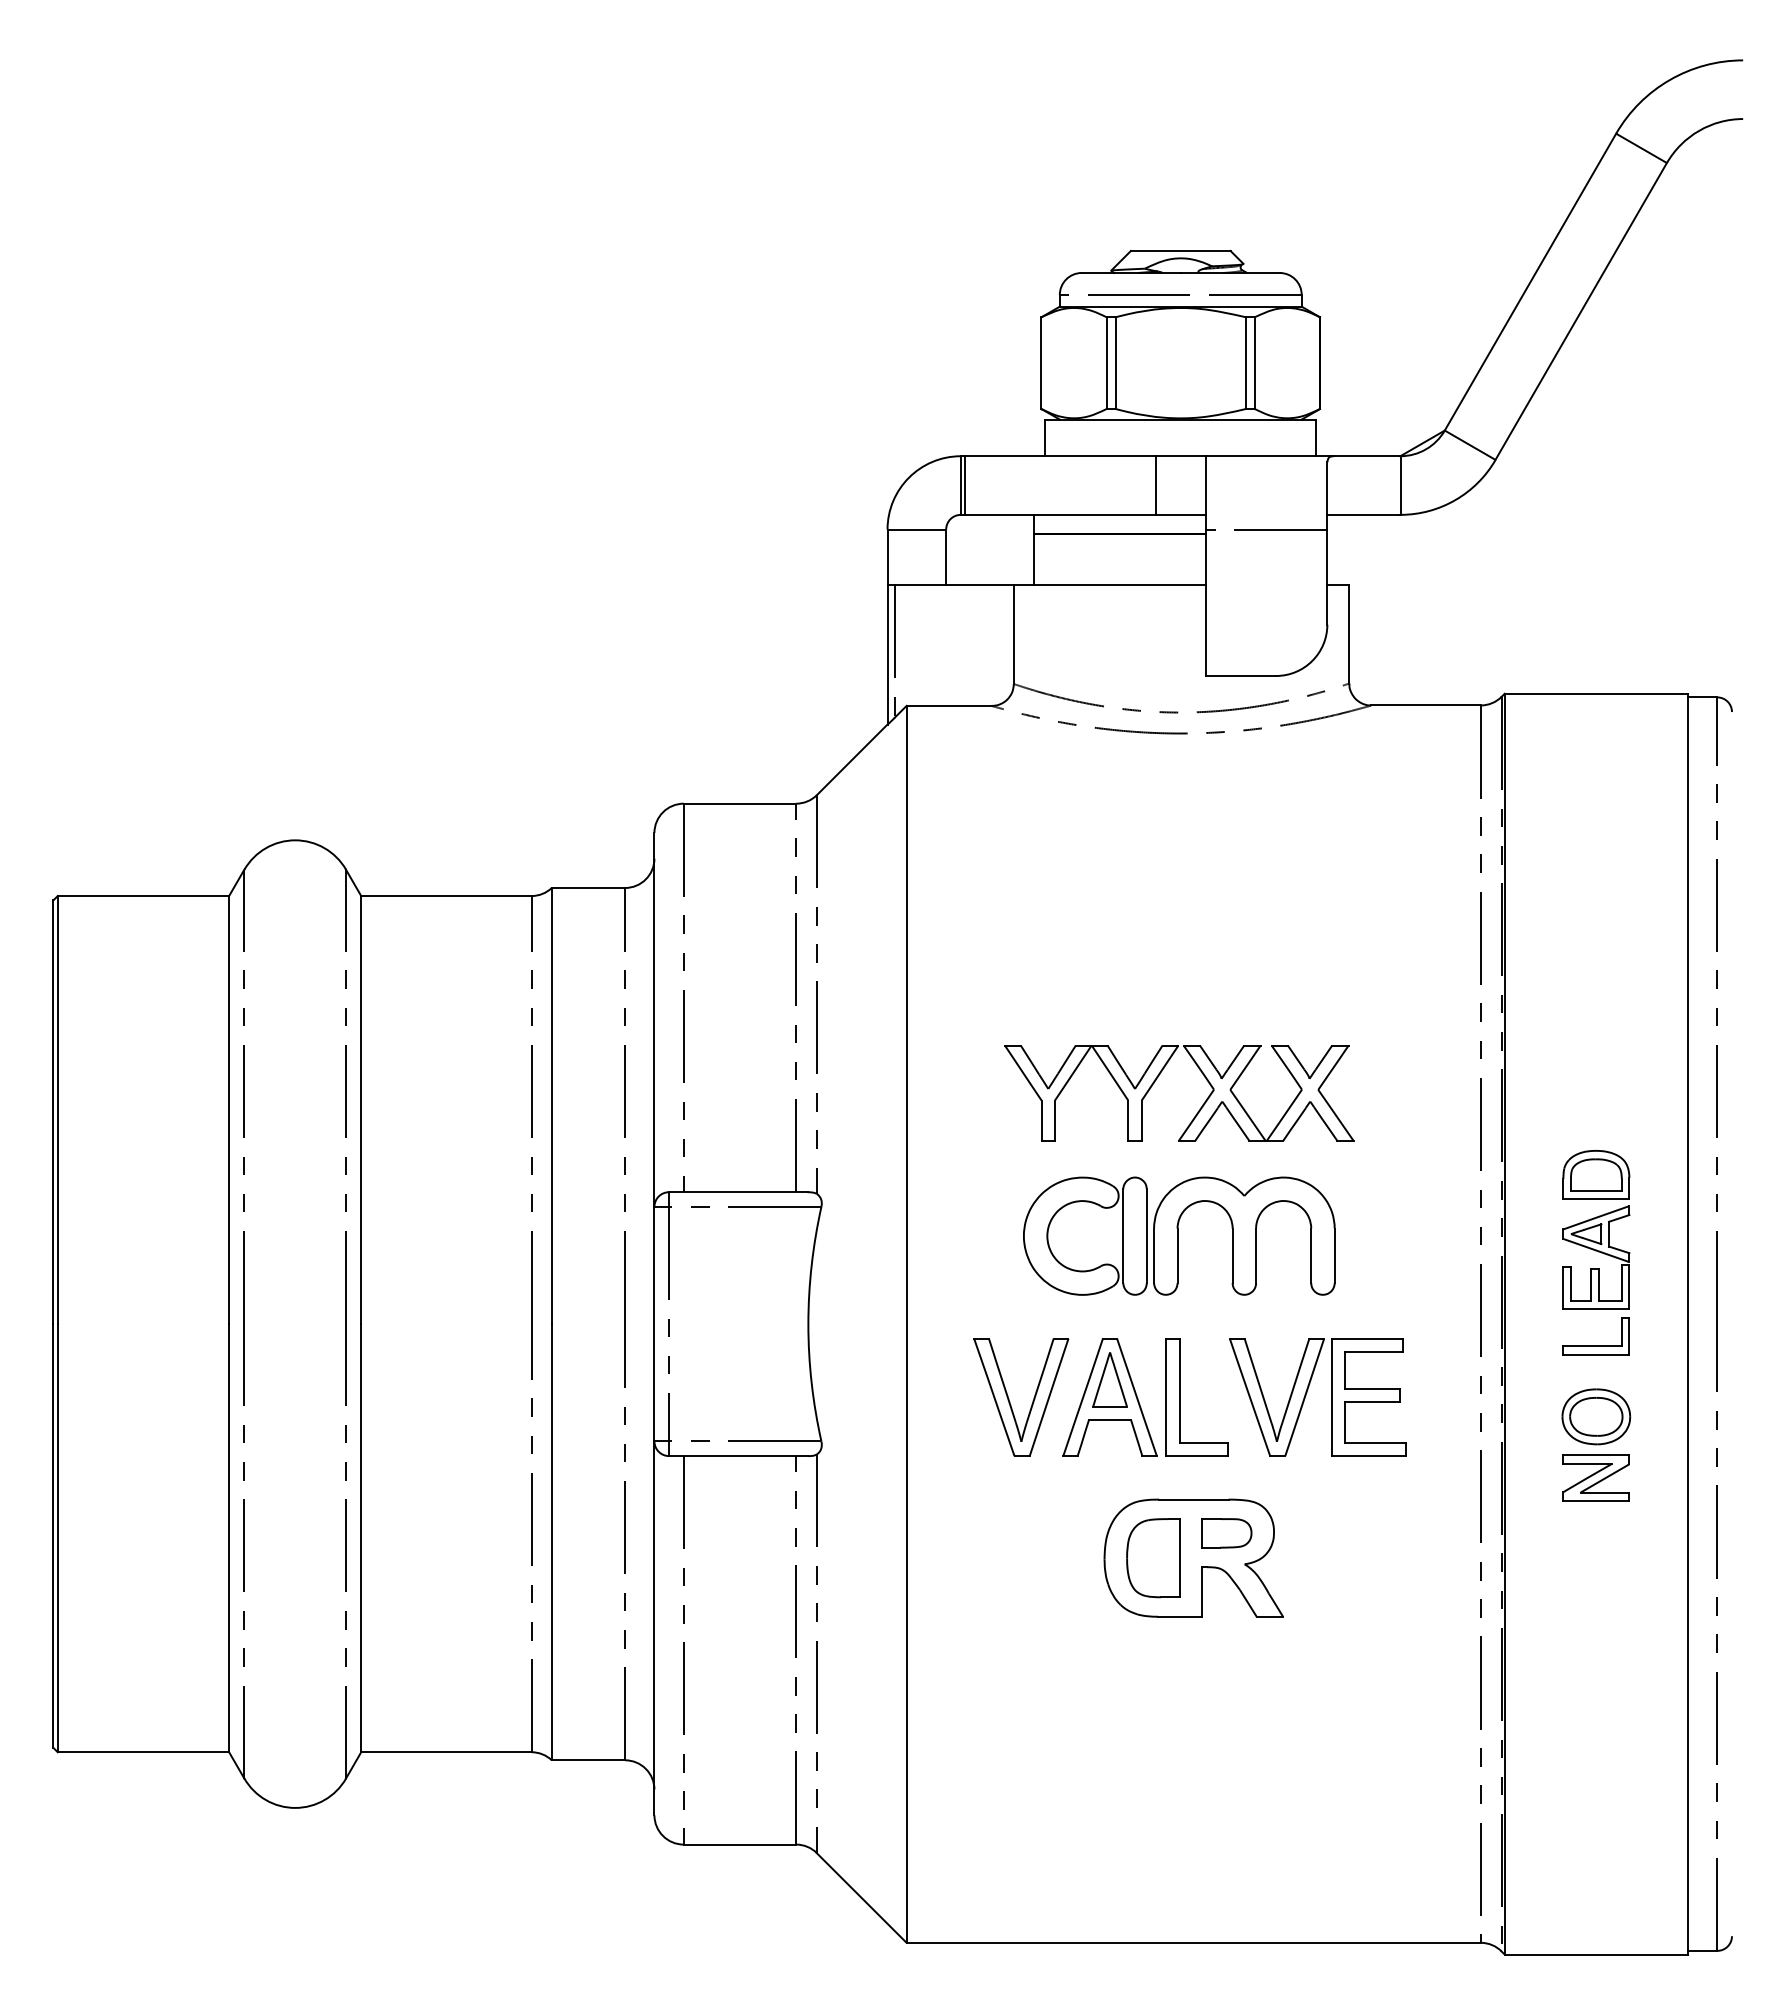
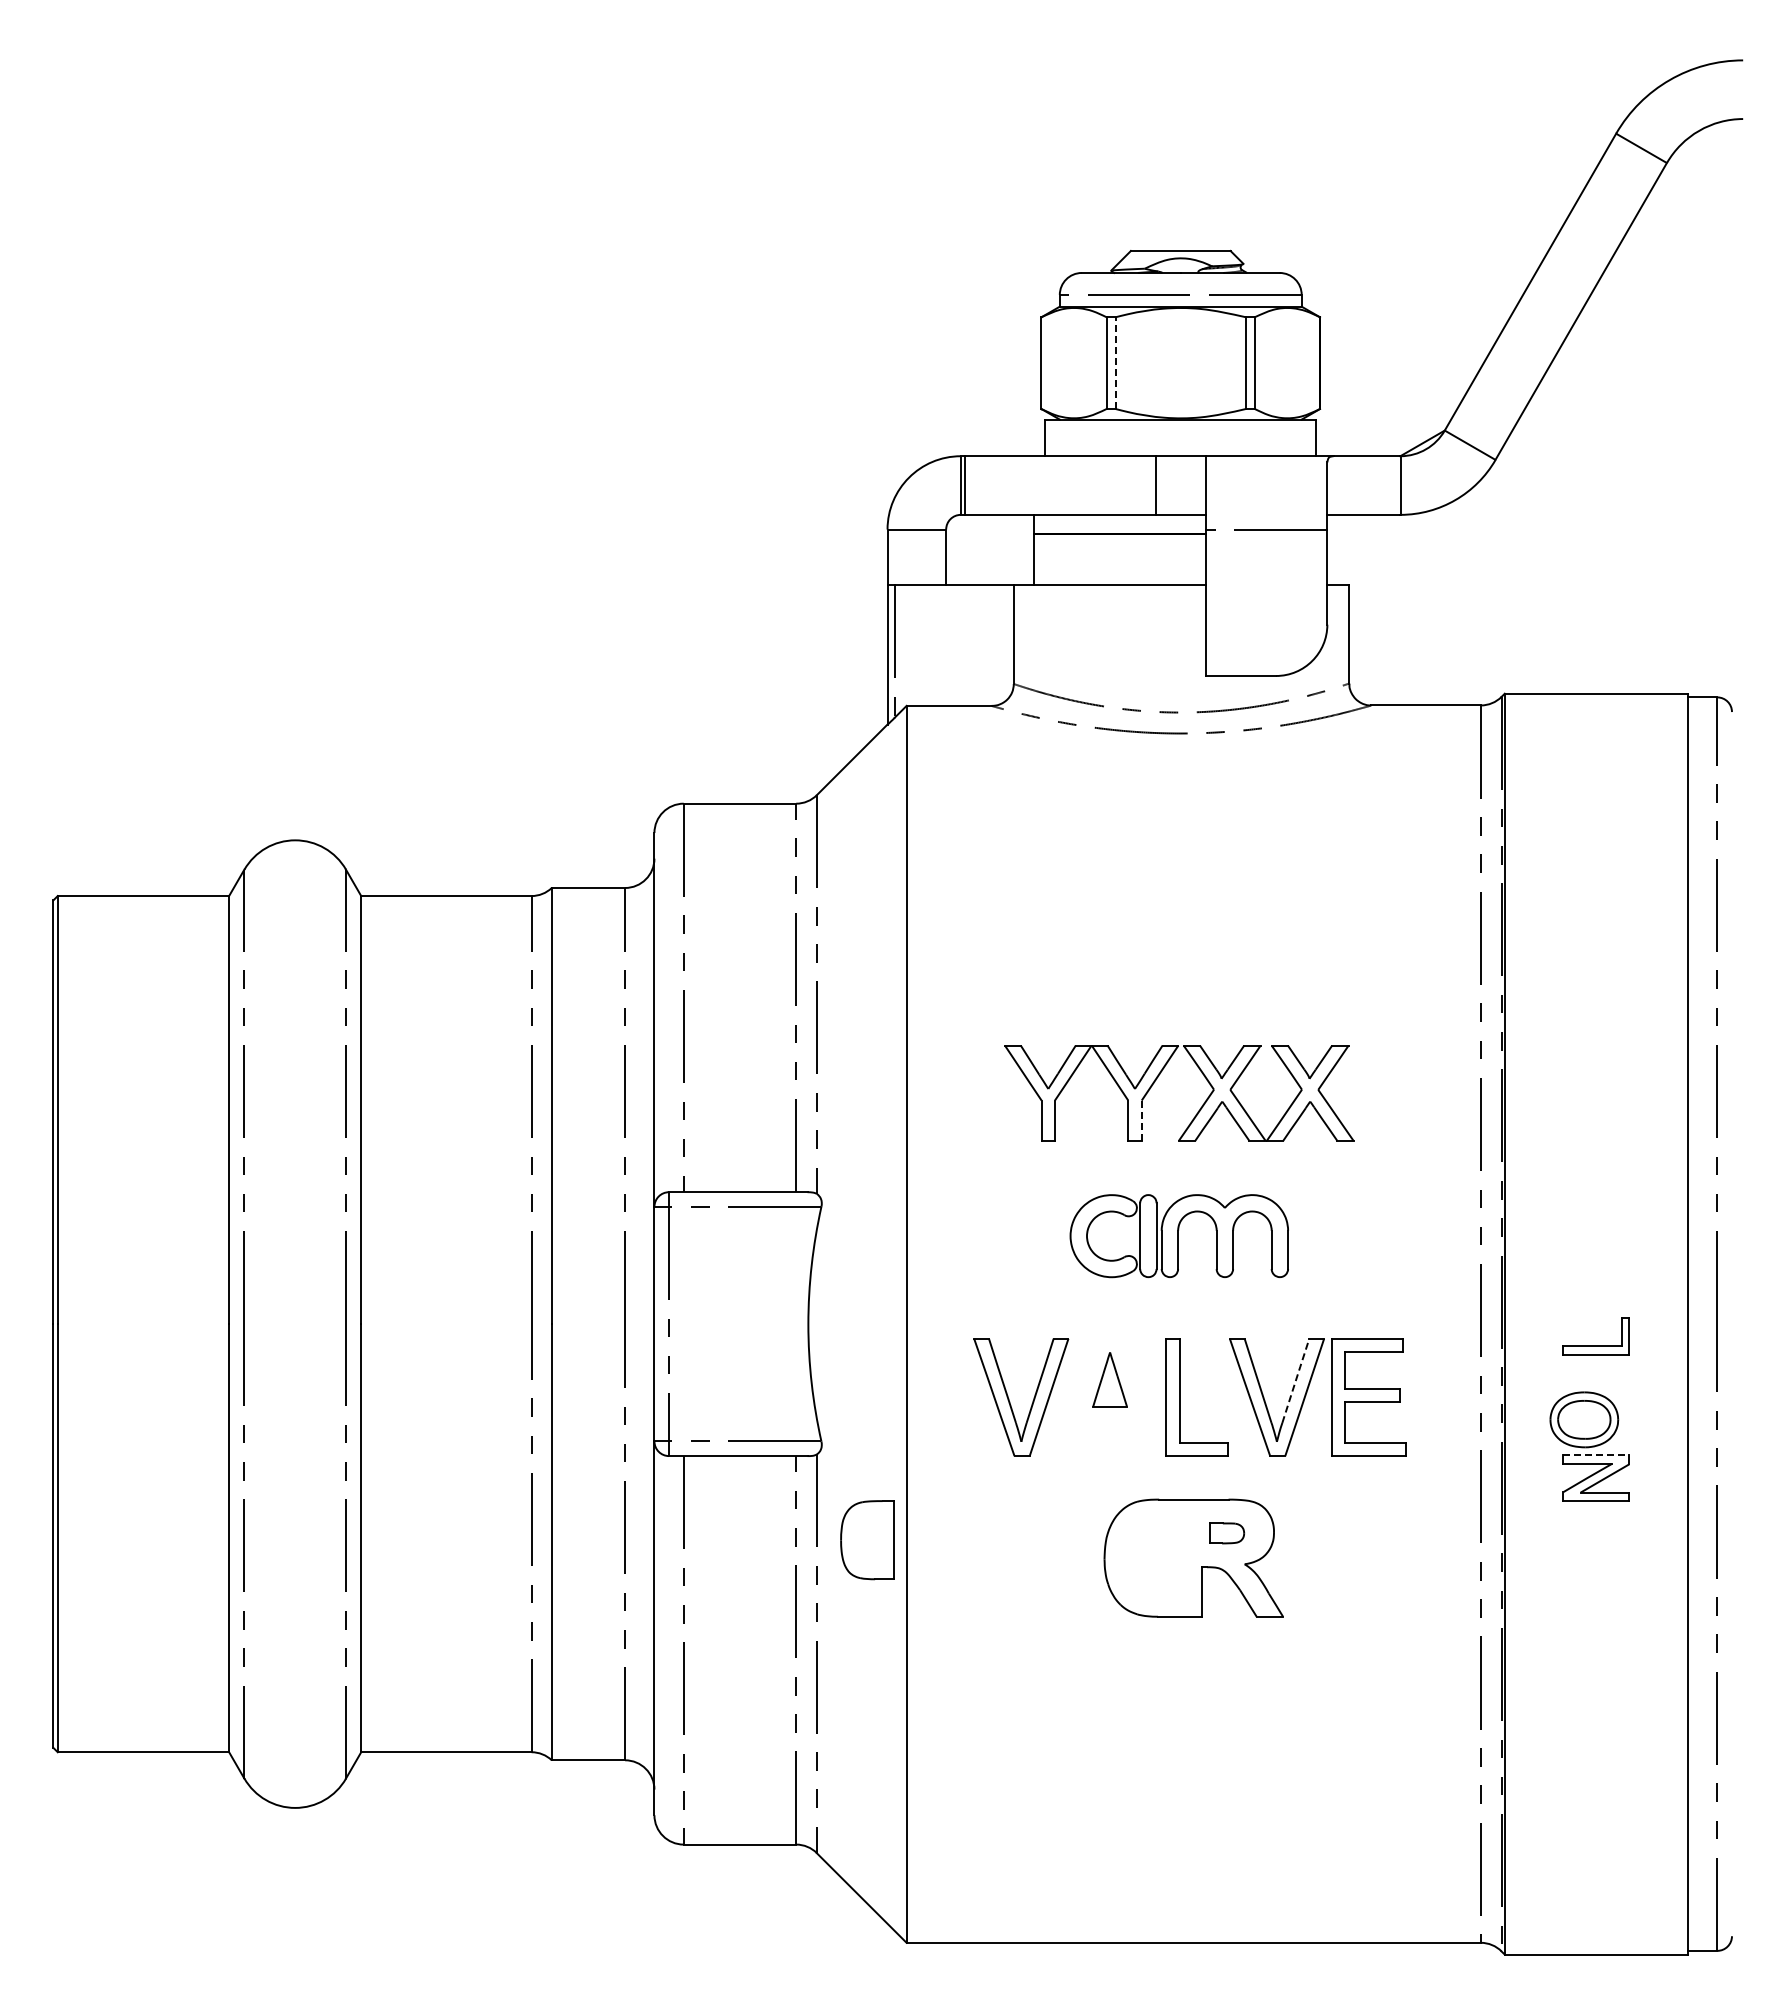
line: solid -> dashed (1115, 363)
line: solid -> dashed (1141, 1121)
part: present -> none (1596, 1229)
part size: 313x120 px -> 220x85 px (1178, 1236)
line: solid -> dashed (1295, 1380)
part: present -> none (1109, 1397)
part position: (1596, 1416) -> (1584, 1419) (1584, 1419)
line: solid -> dashed (1596, 1455)
part size: 52x31 px -> 37x23 px (1227, 1533)
part position: (1153, 1558) -> (867, 1540) (867, 1540)
